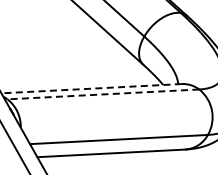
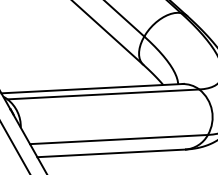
line: dashed -> solid (91, 88)
line: dashed -> solid (102, 94)
